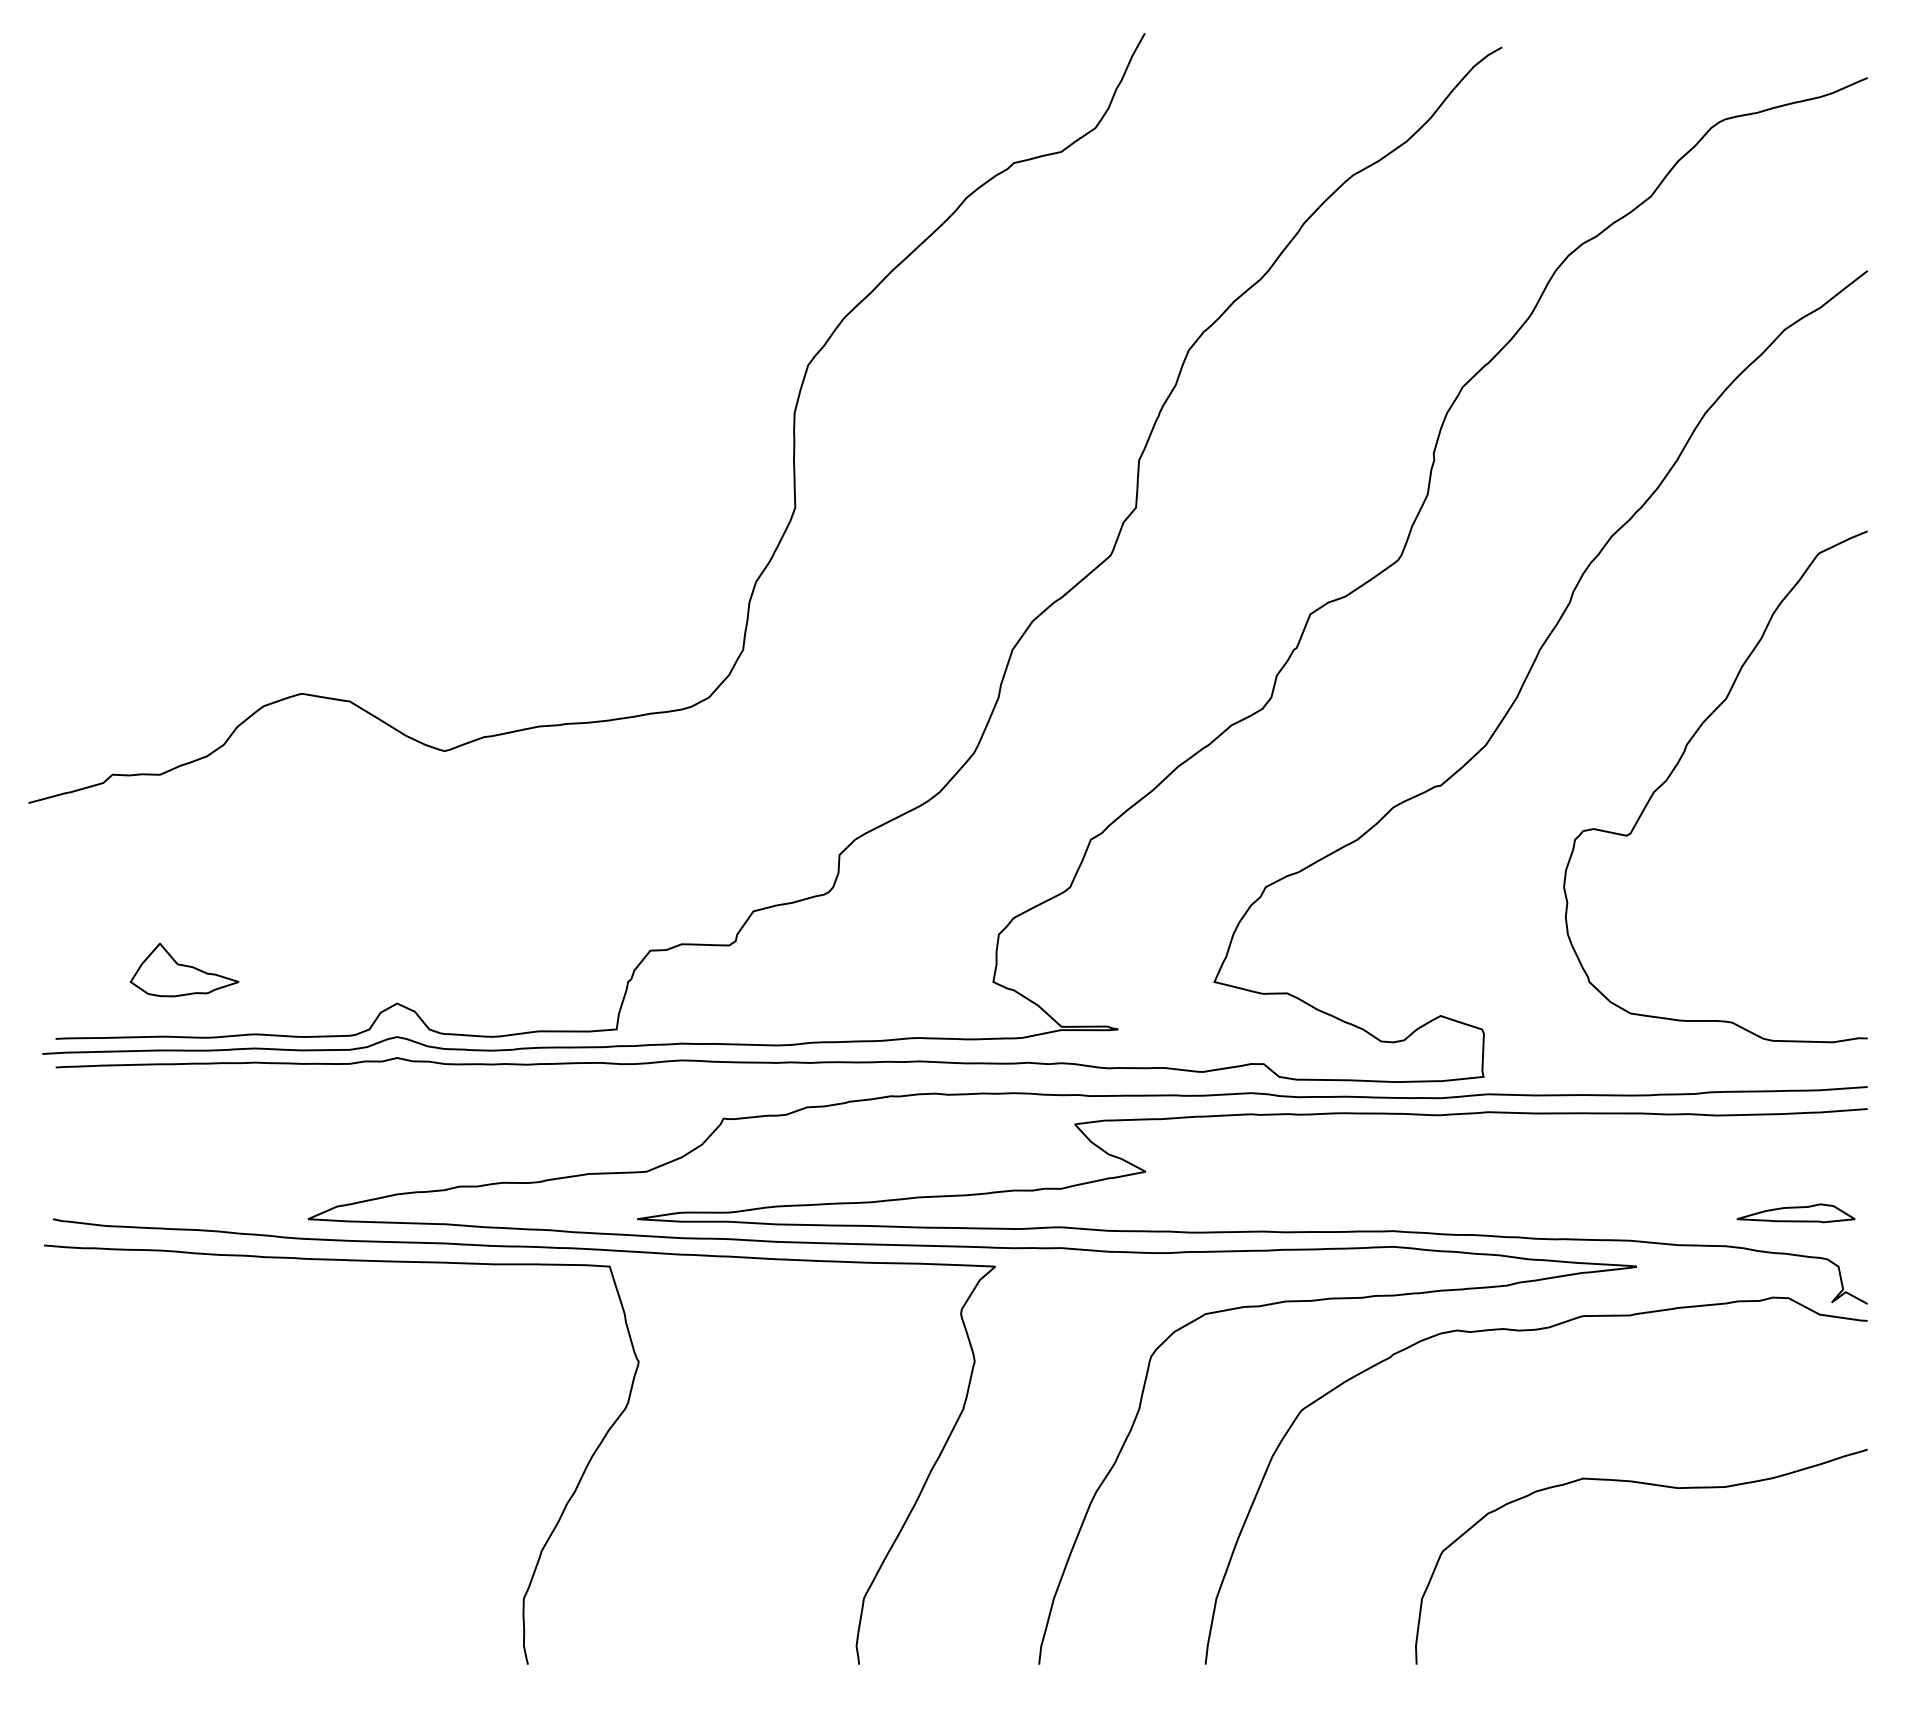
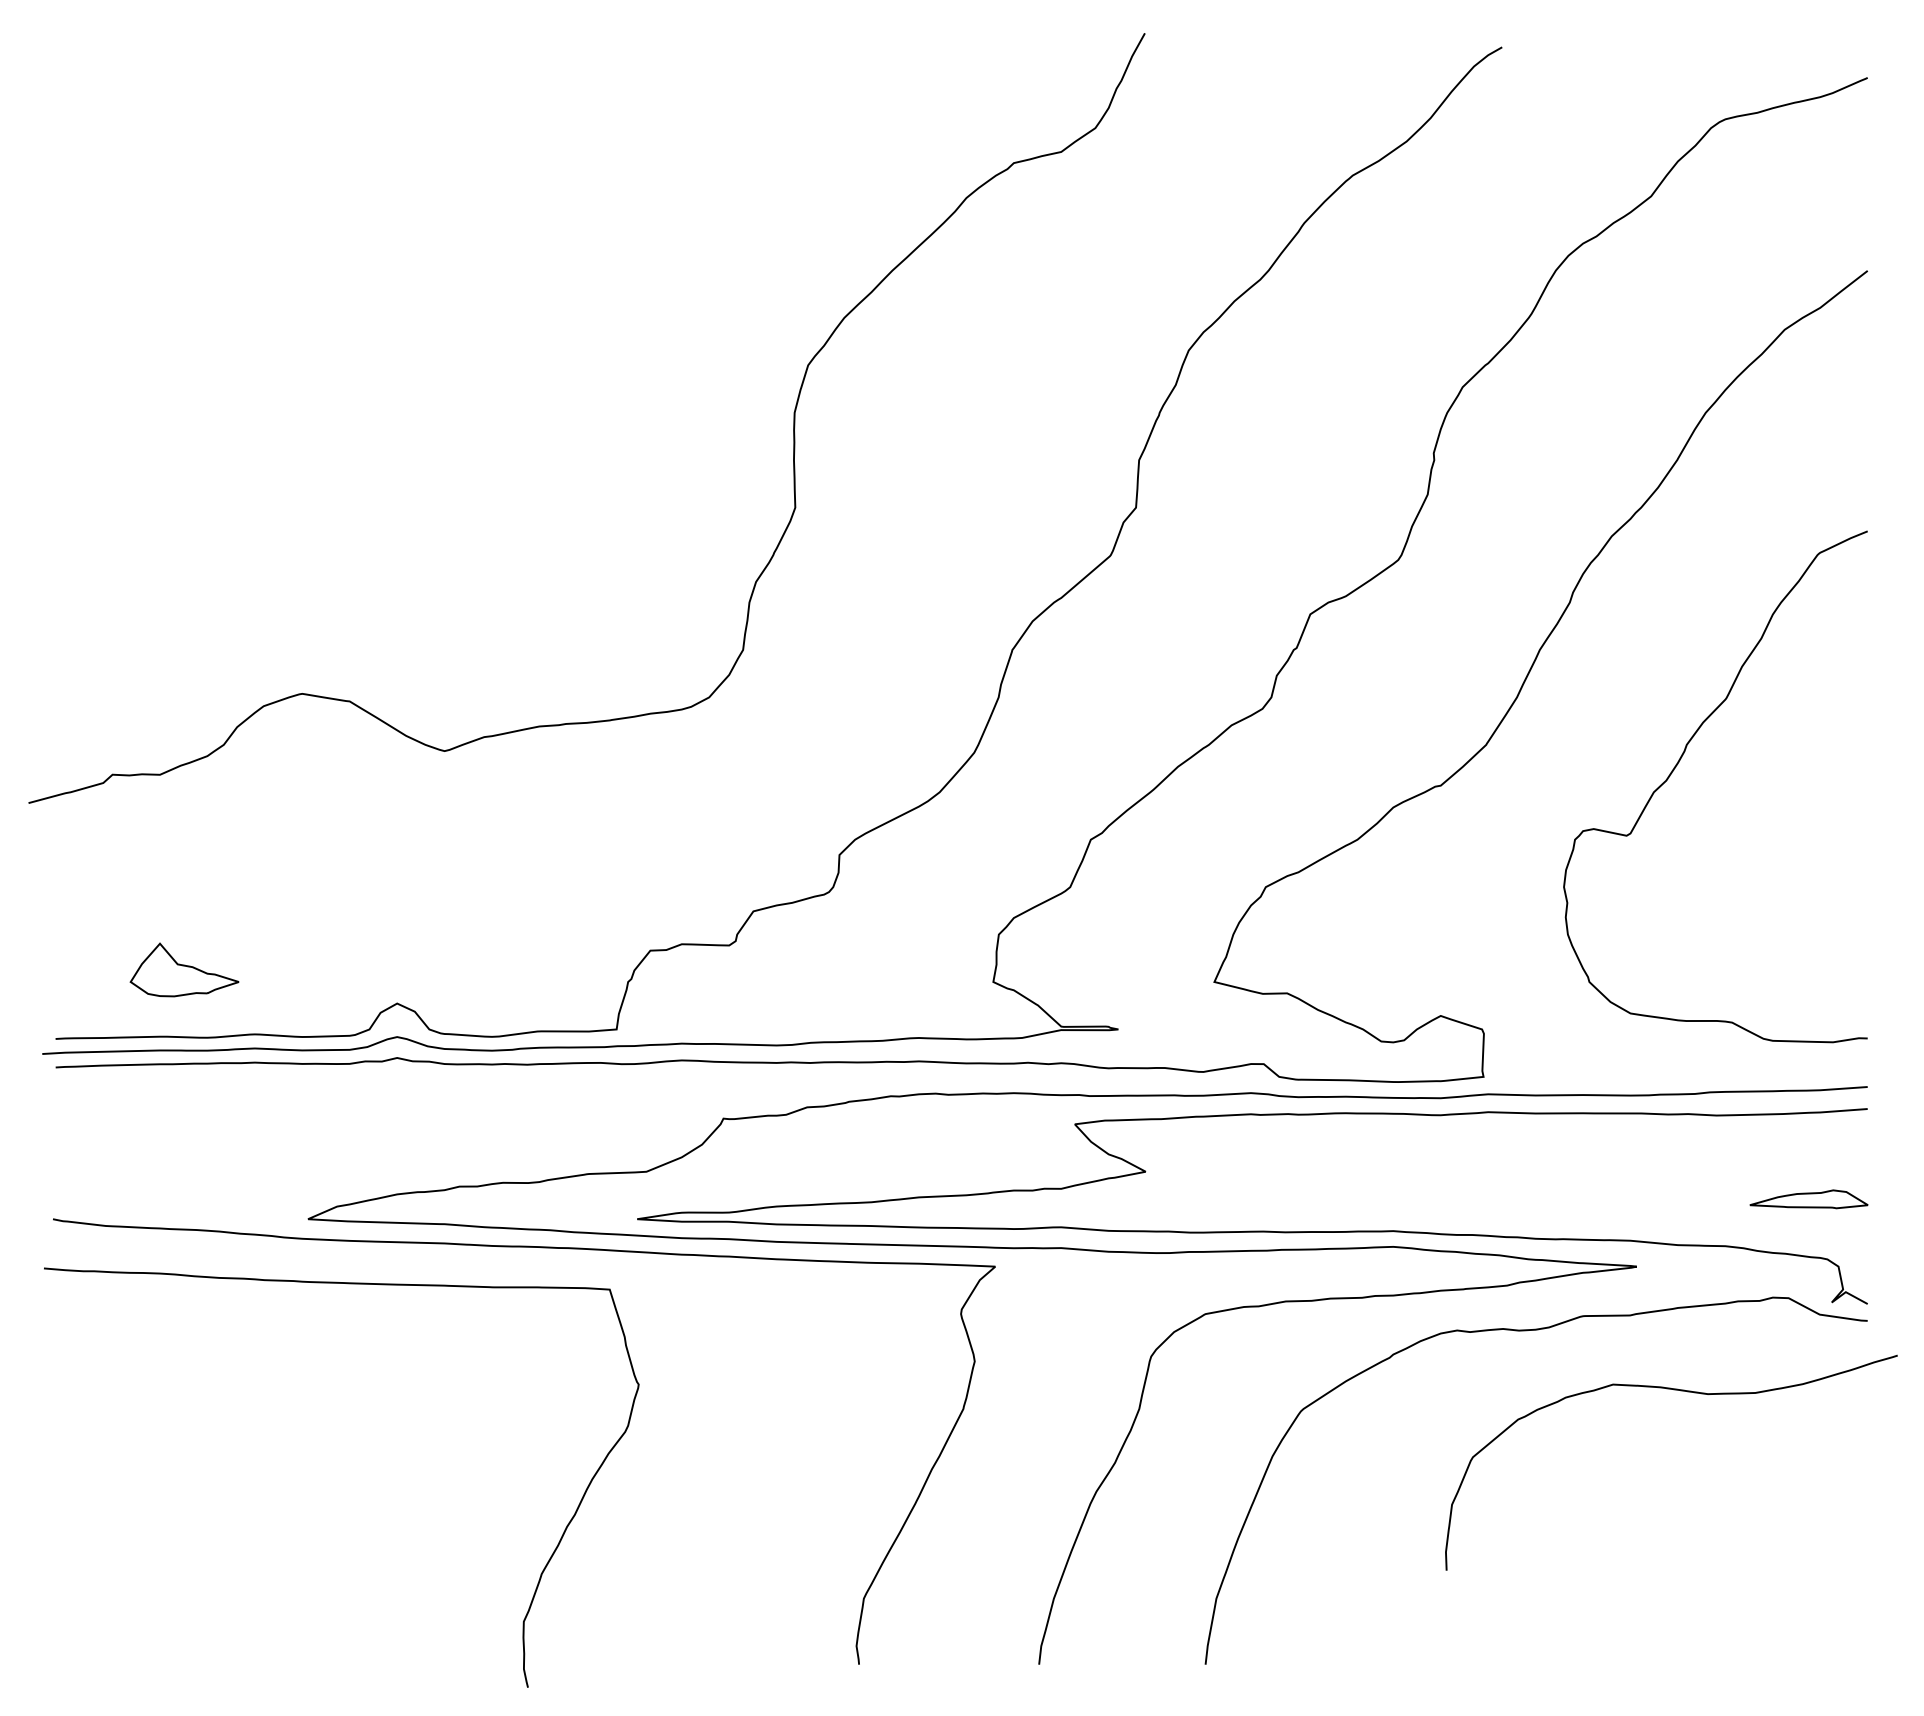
part position: (1795, 1213) -> (1808, 1199) (1808, 1199)
curve position: (347, 1261) -> (347, 1284) (347, 1284)
curve position: (1650, 1485) -> (1680, 1391) (1680, 1391)
